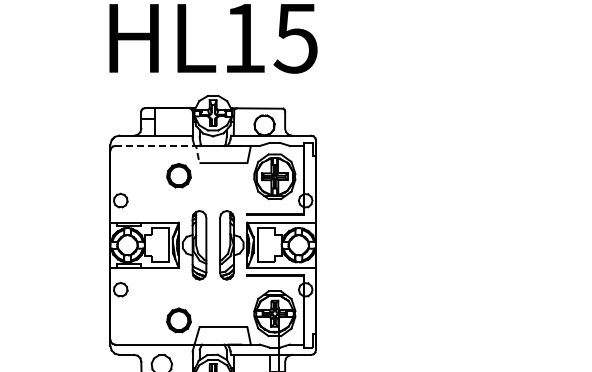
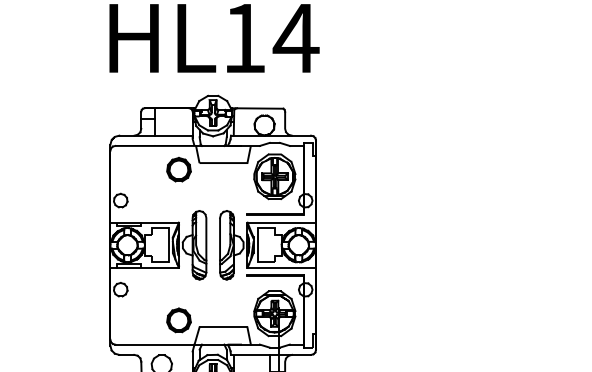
text: L15 -> L14 (295, 38)
line: dashed -> solid (165, 145)
part position: (178, 175) -> (178, 169) (178, 169)
